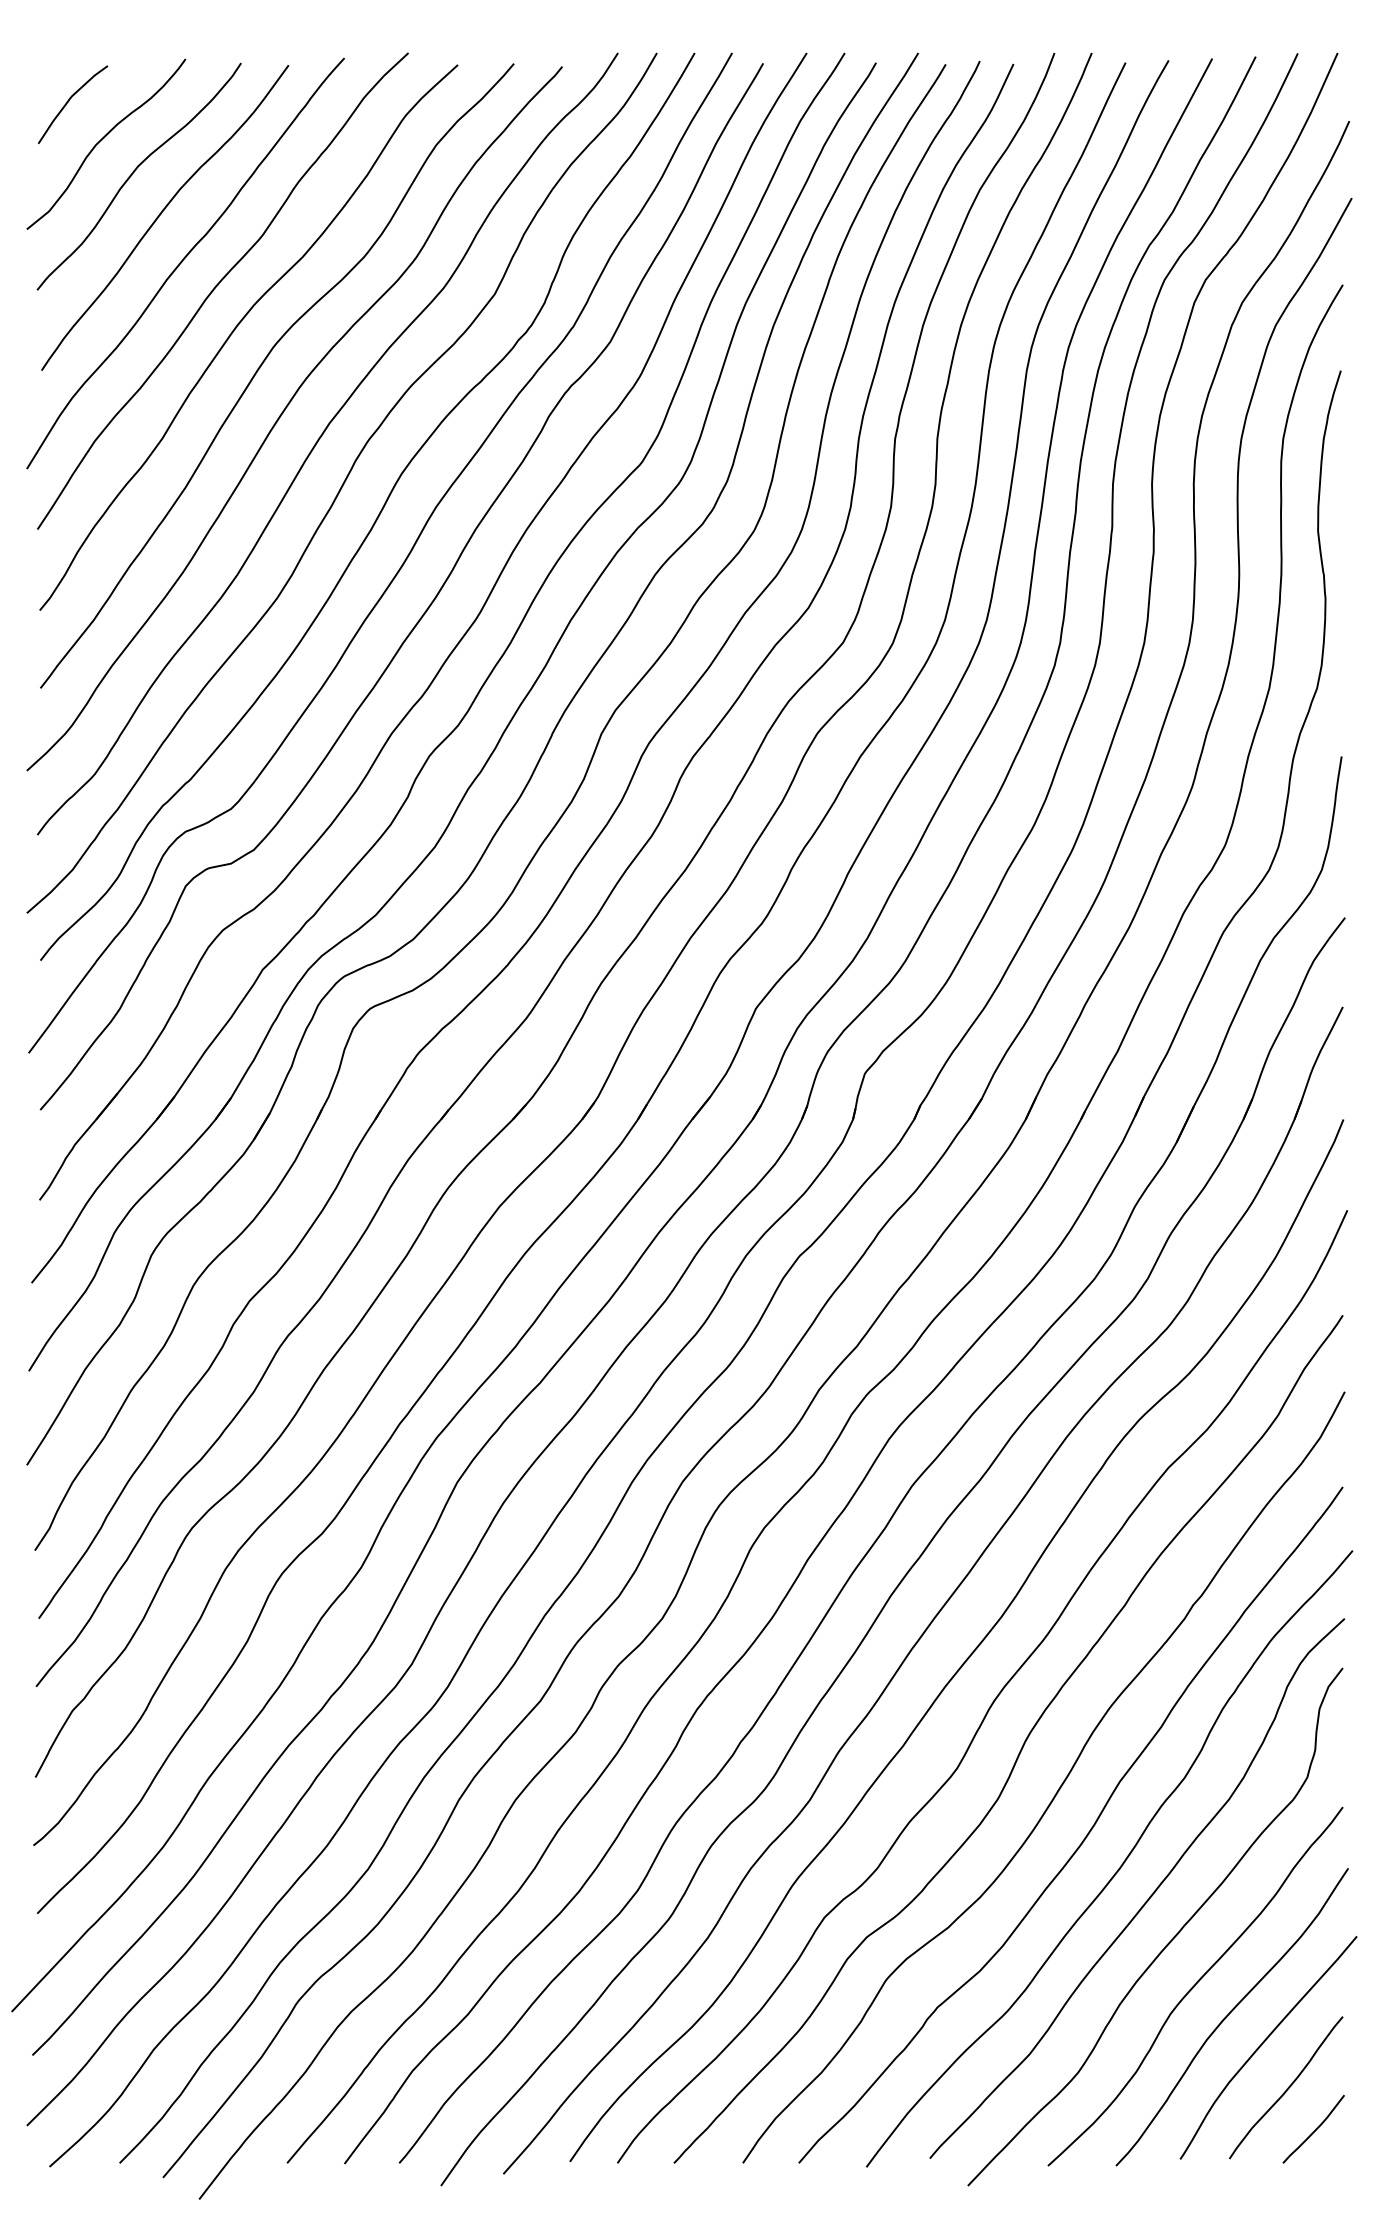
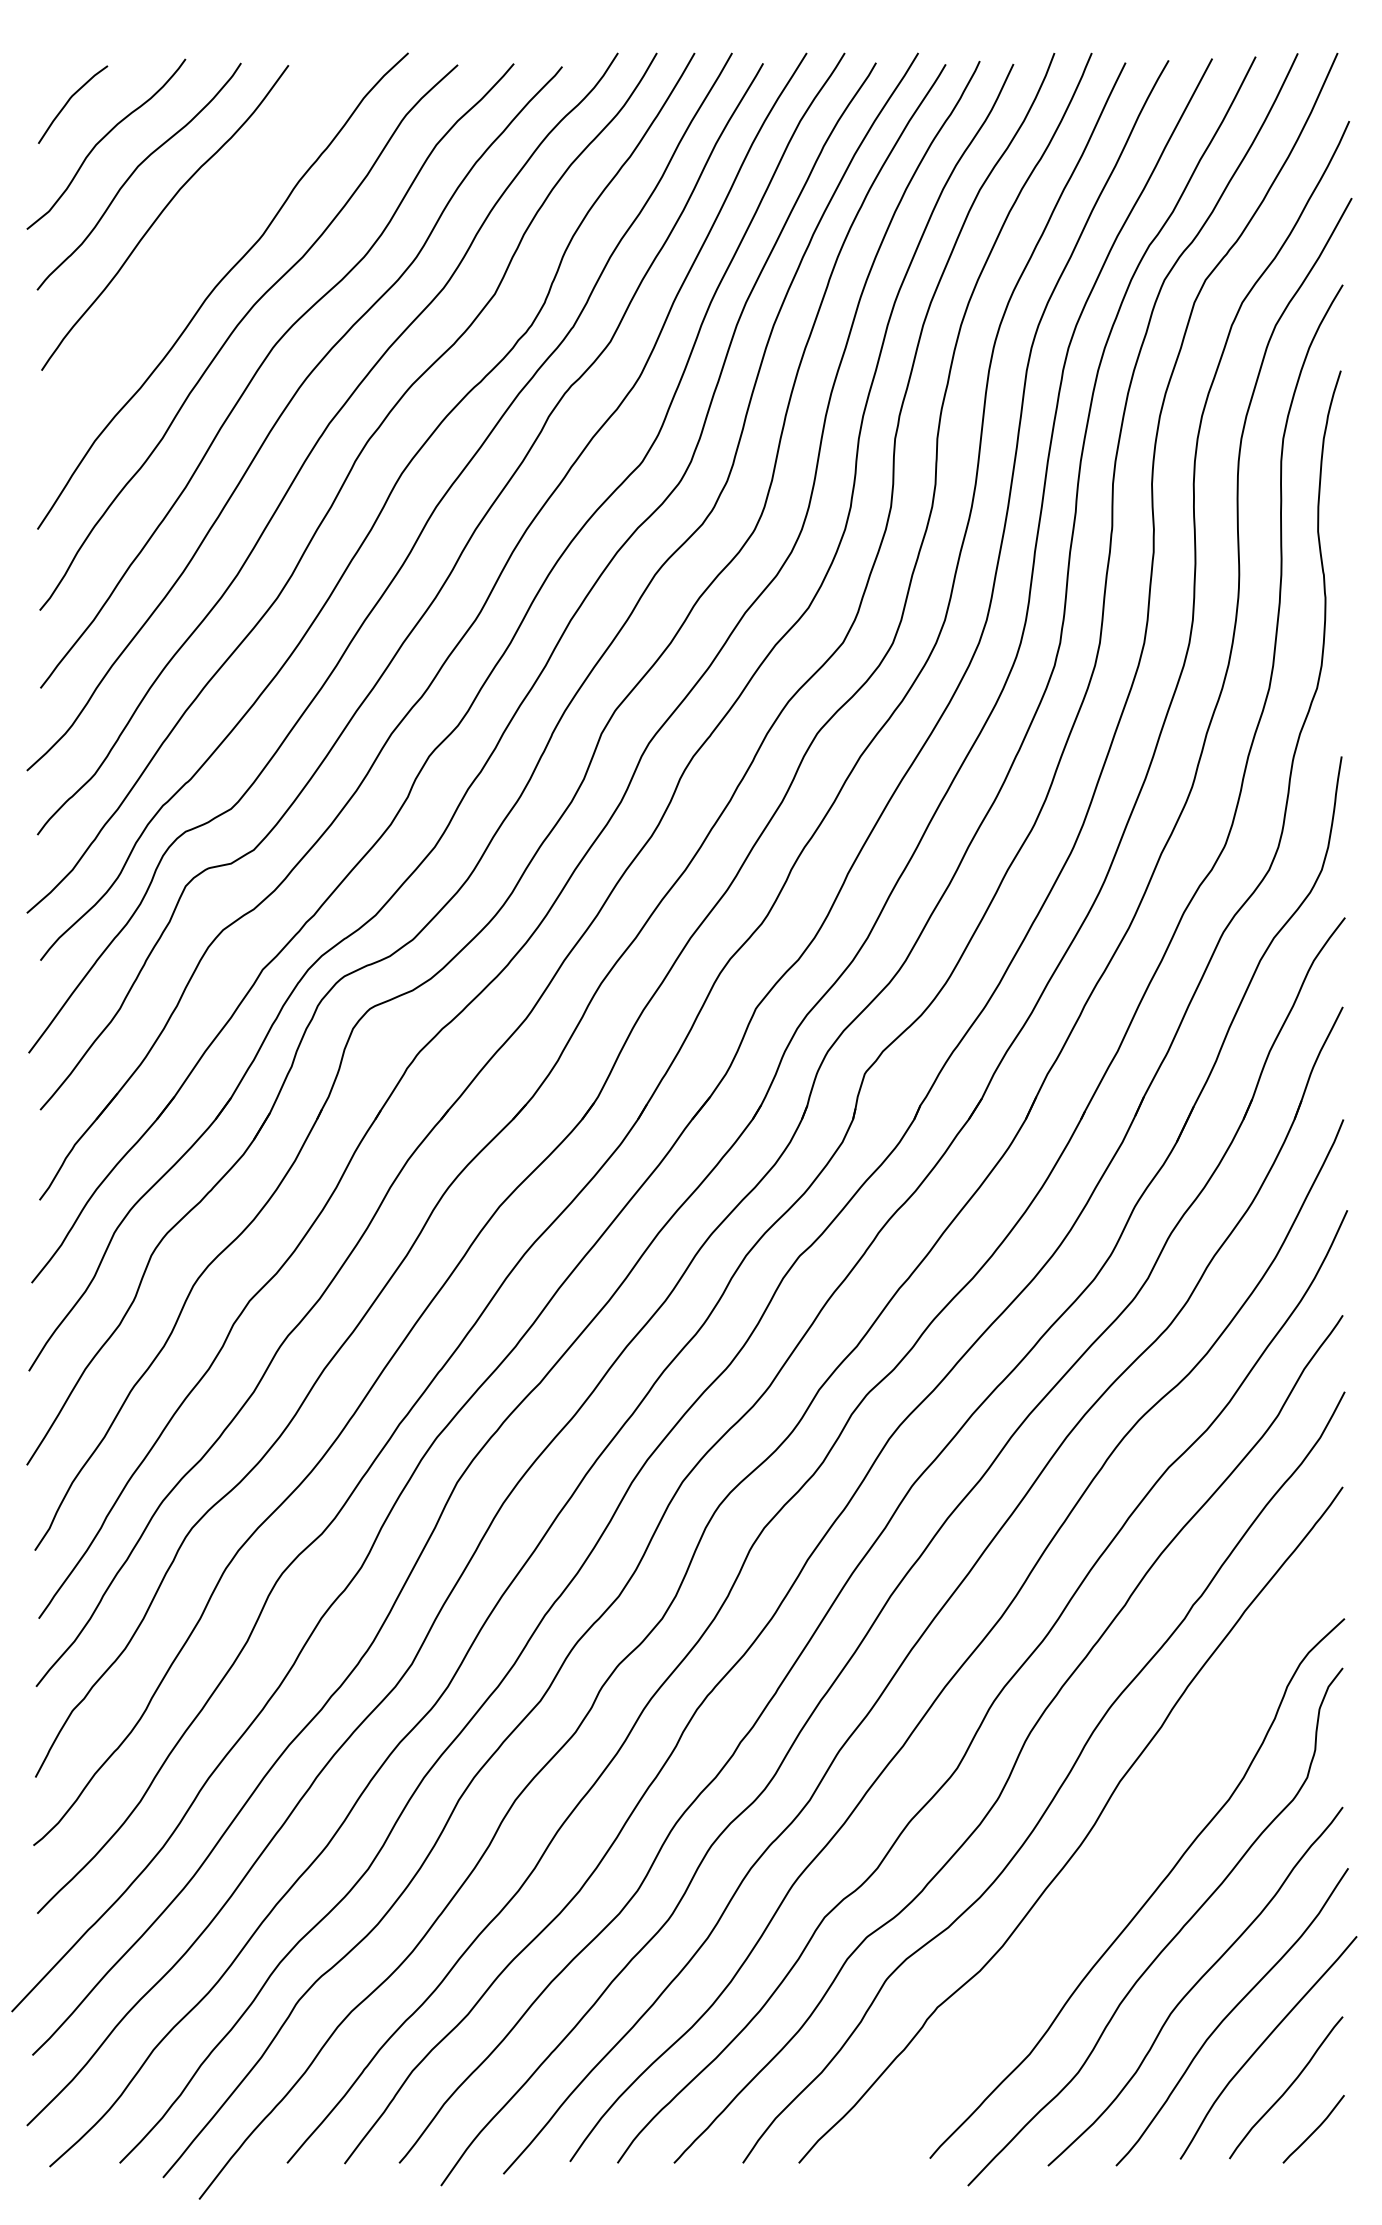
curve: present -> none (183, 261)
curve: present -> none (1120, 1865)
